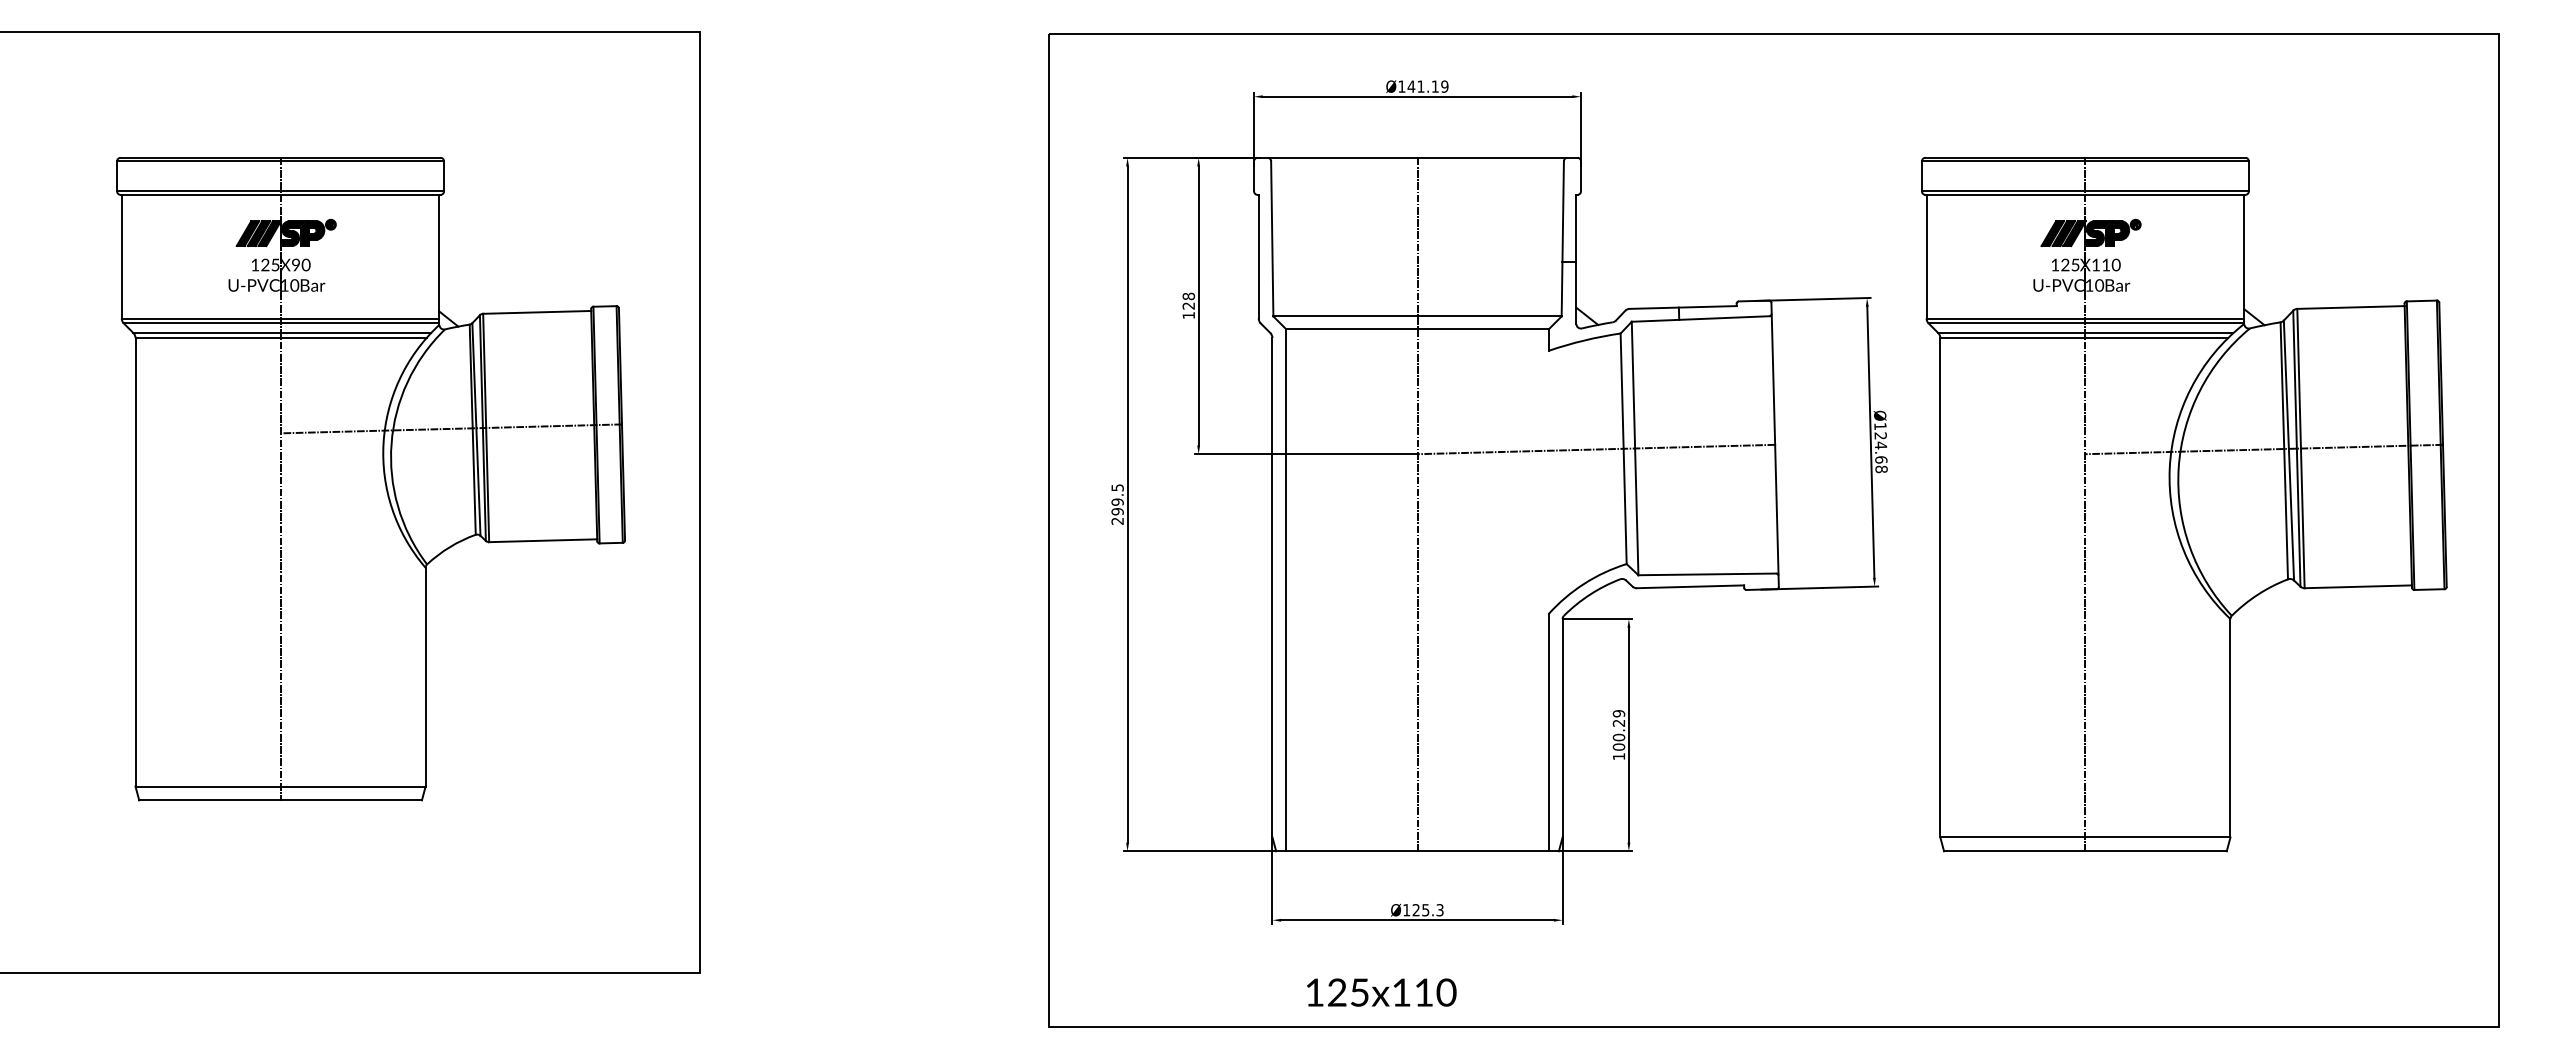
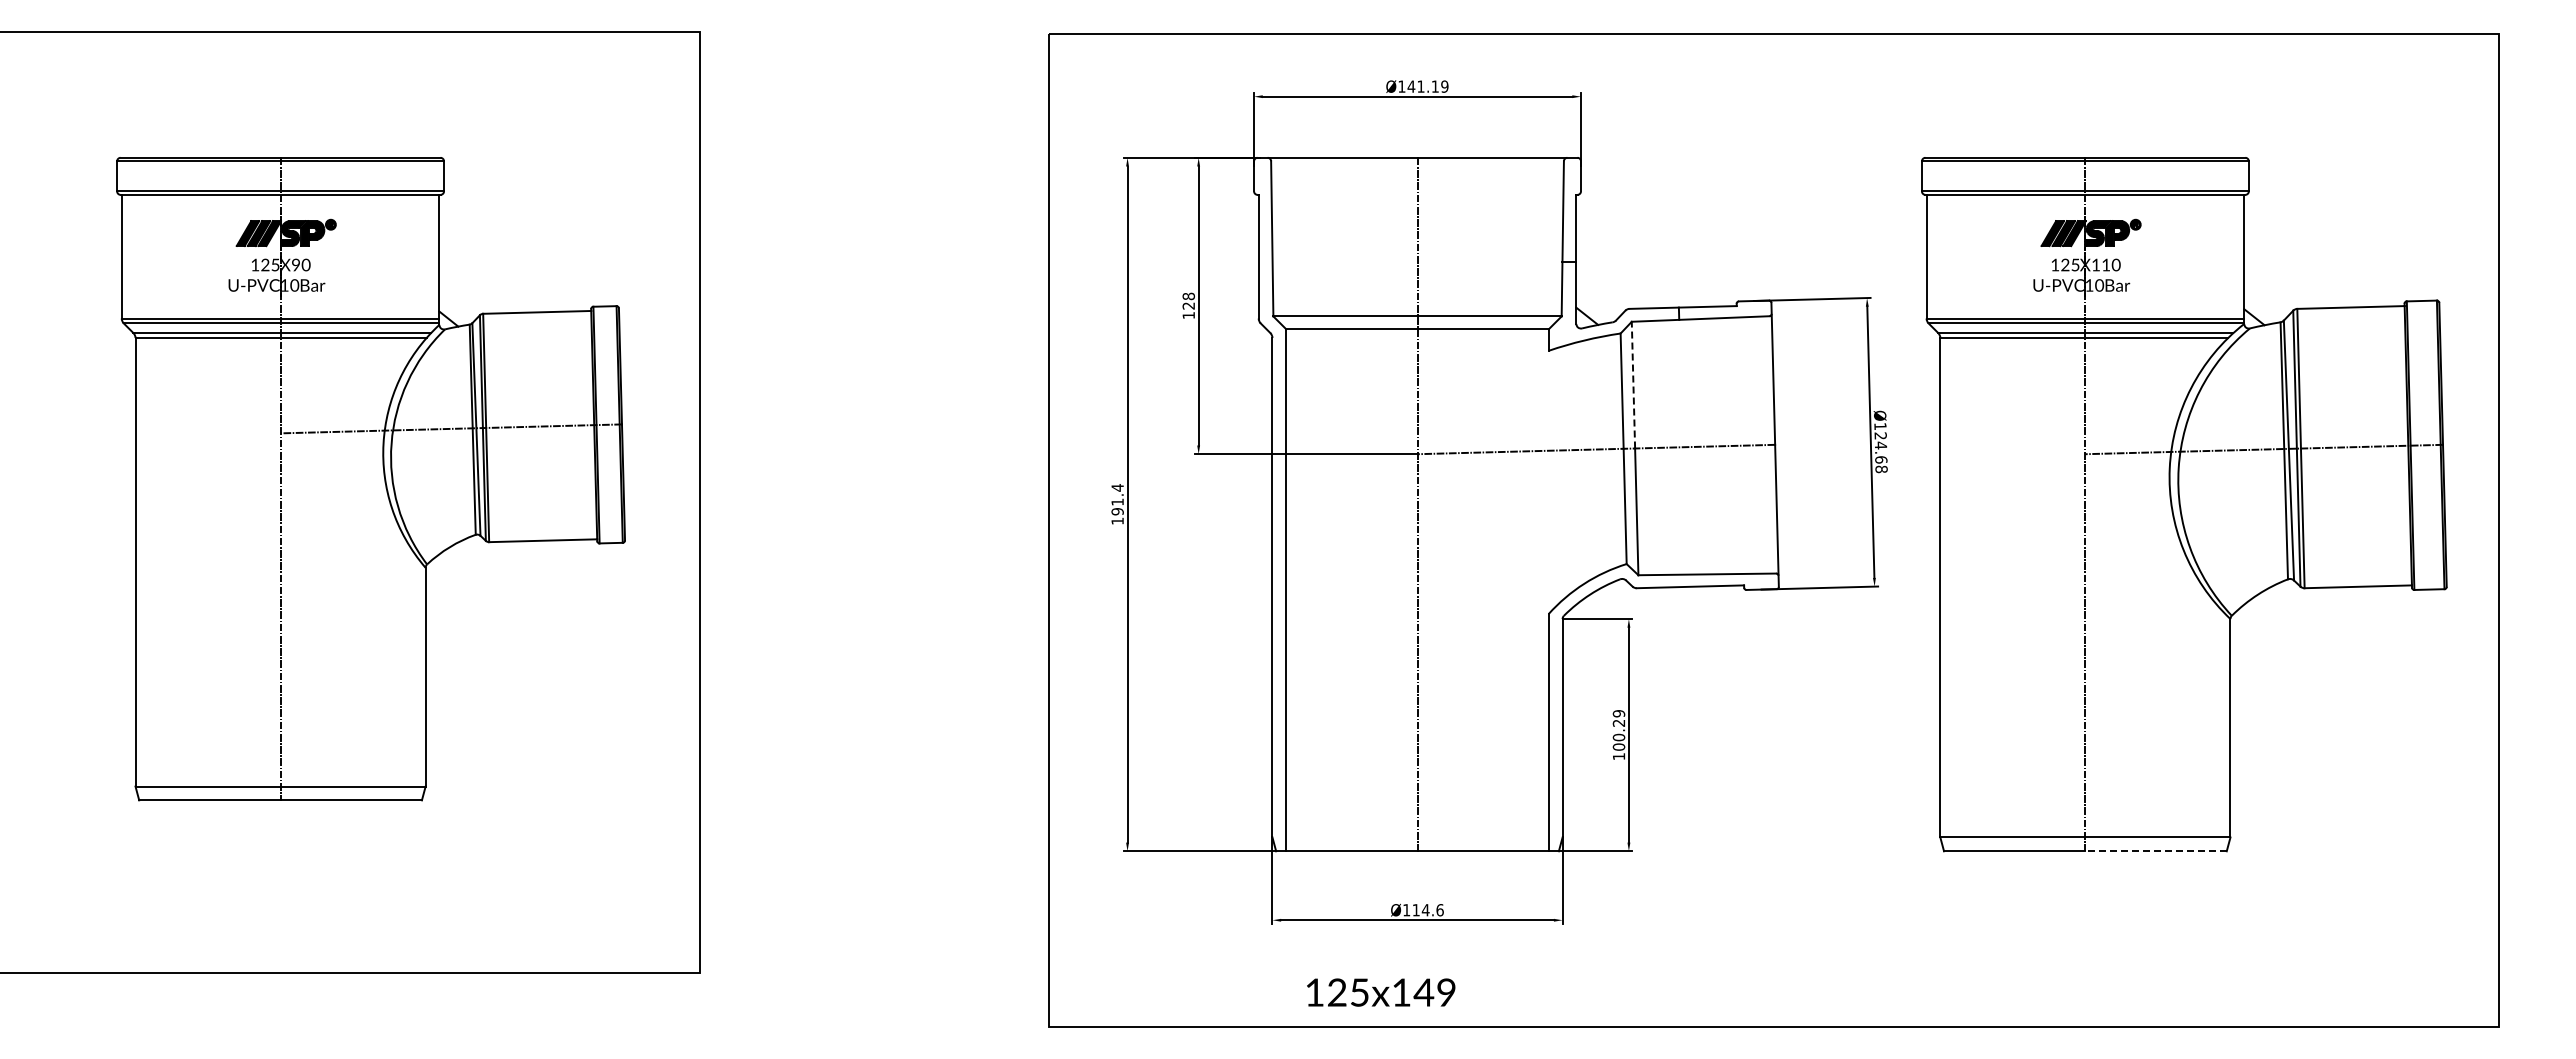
line: solid -> dashed (1633, 384)
text: 299.5 -> 191.4 (1117, 504)
line: solid -> dashed (2156, 851)
text: Ø125.3 -> Ø114.6 (1427, 910)
text: 125x110 -> 125x149 (1434, 992)
